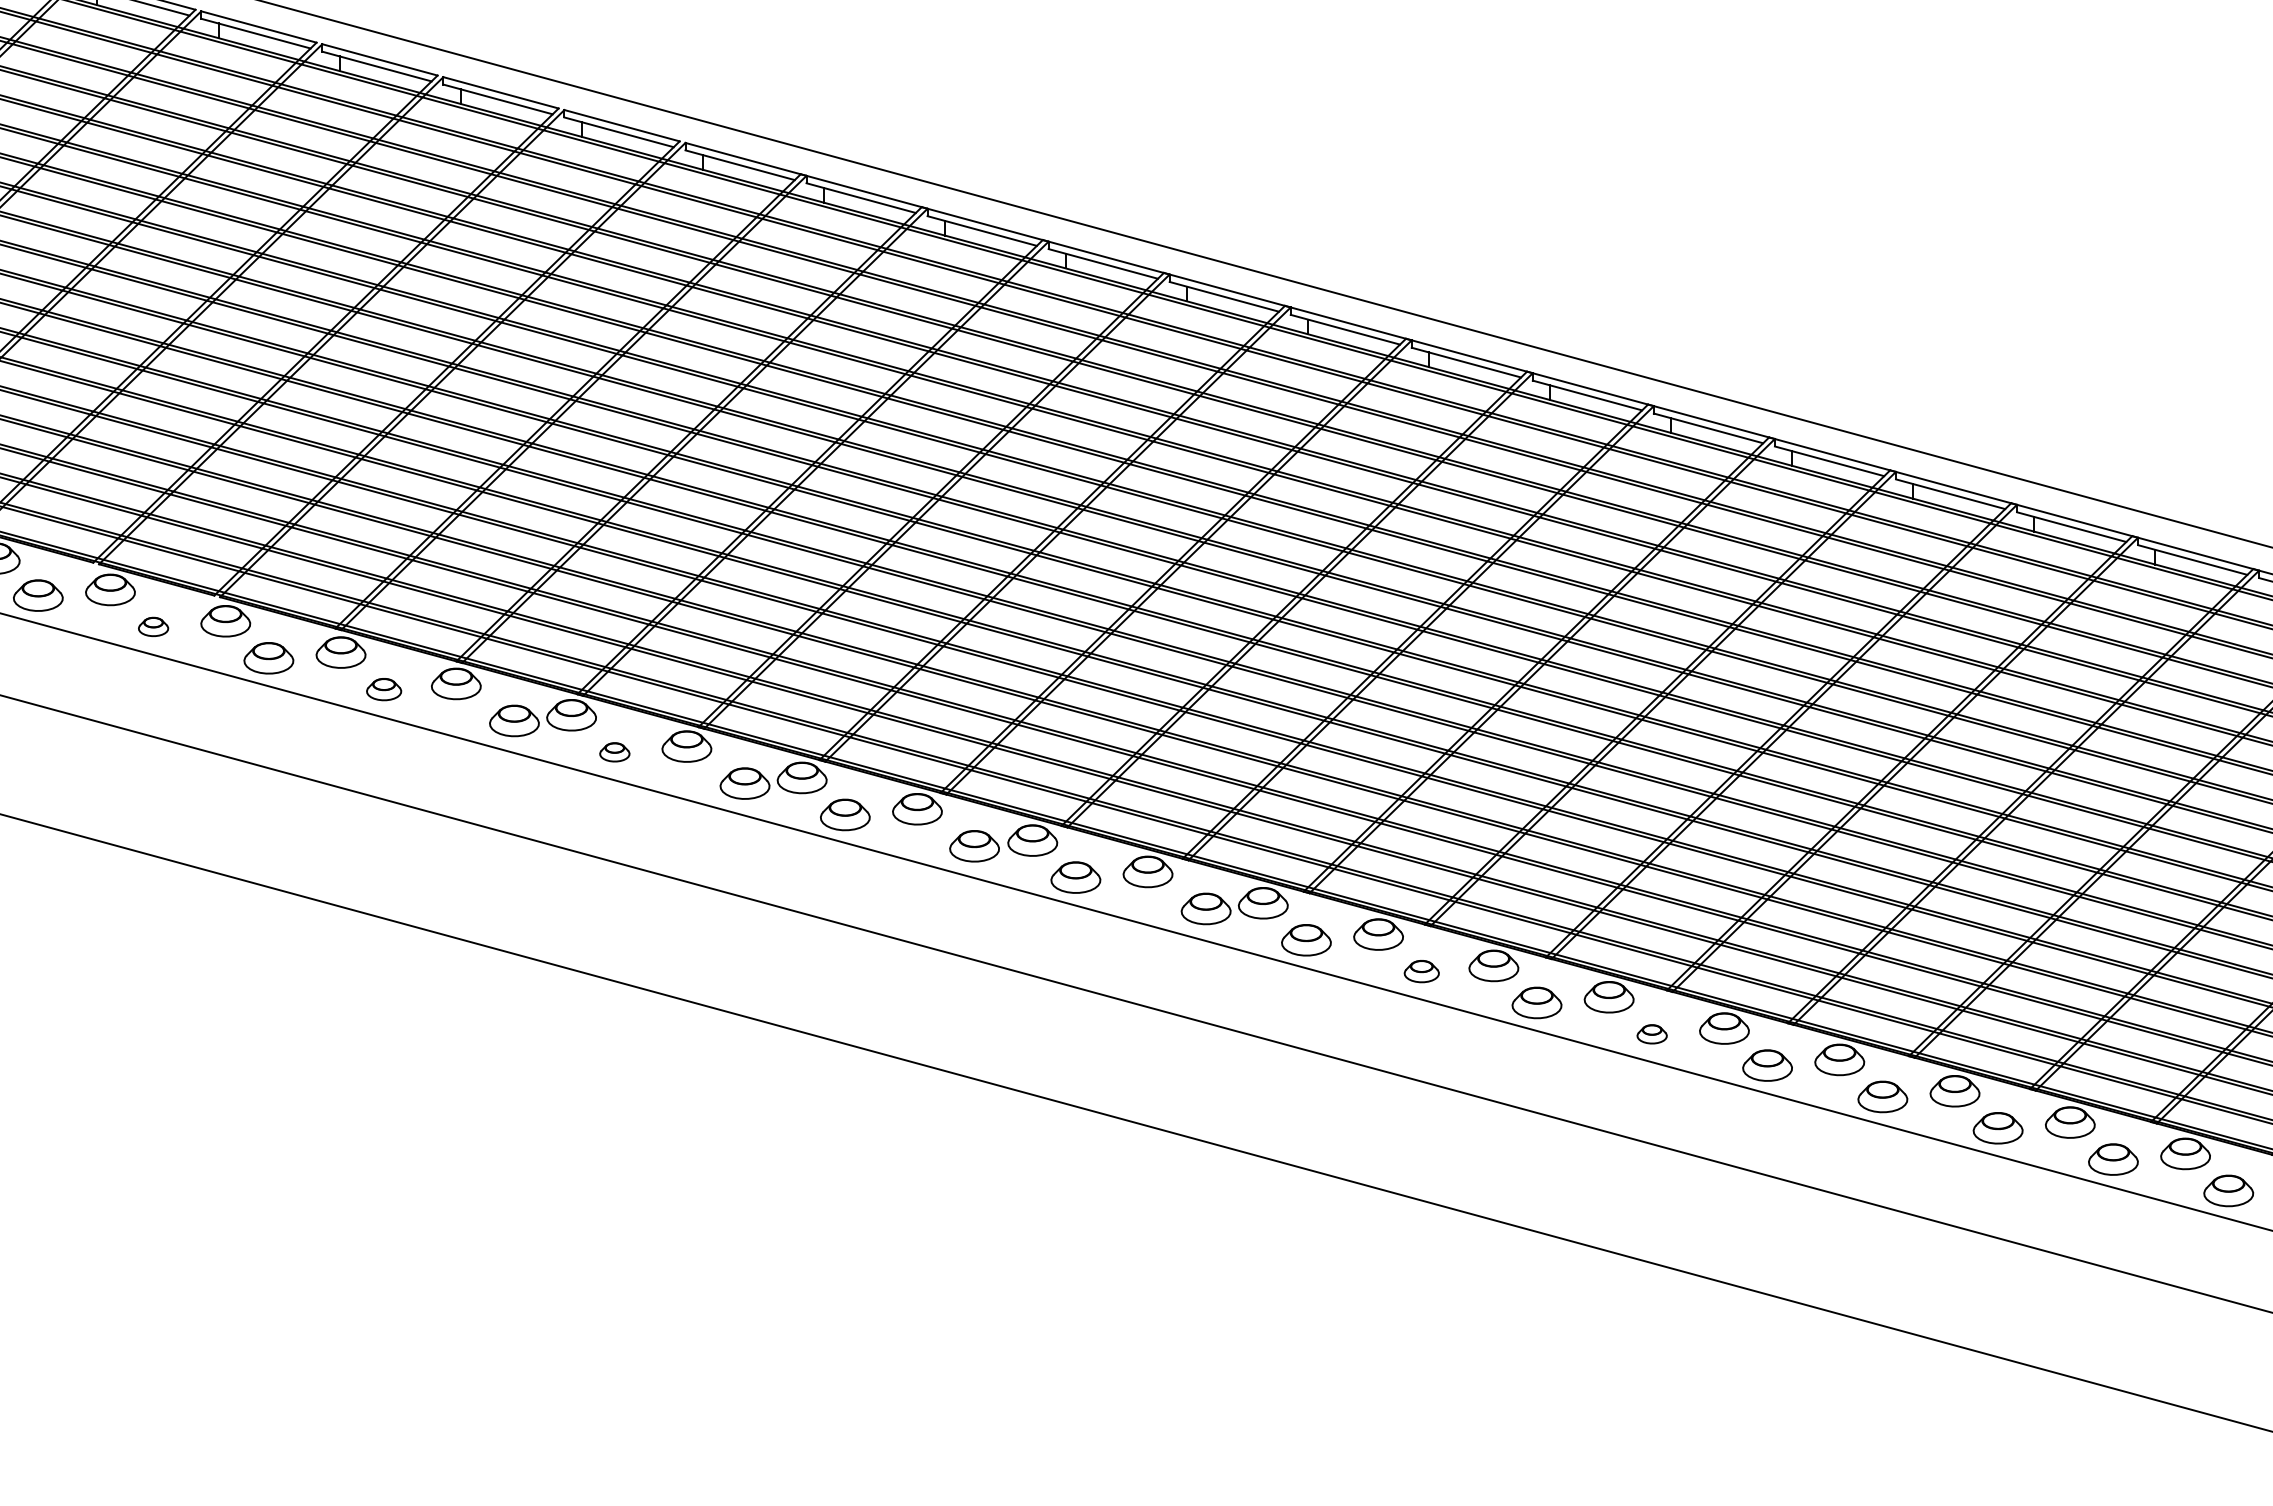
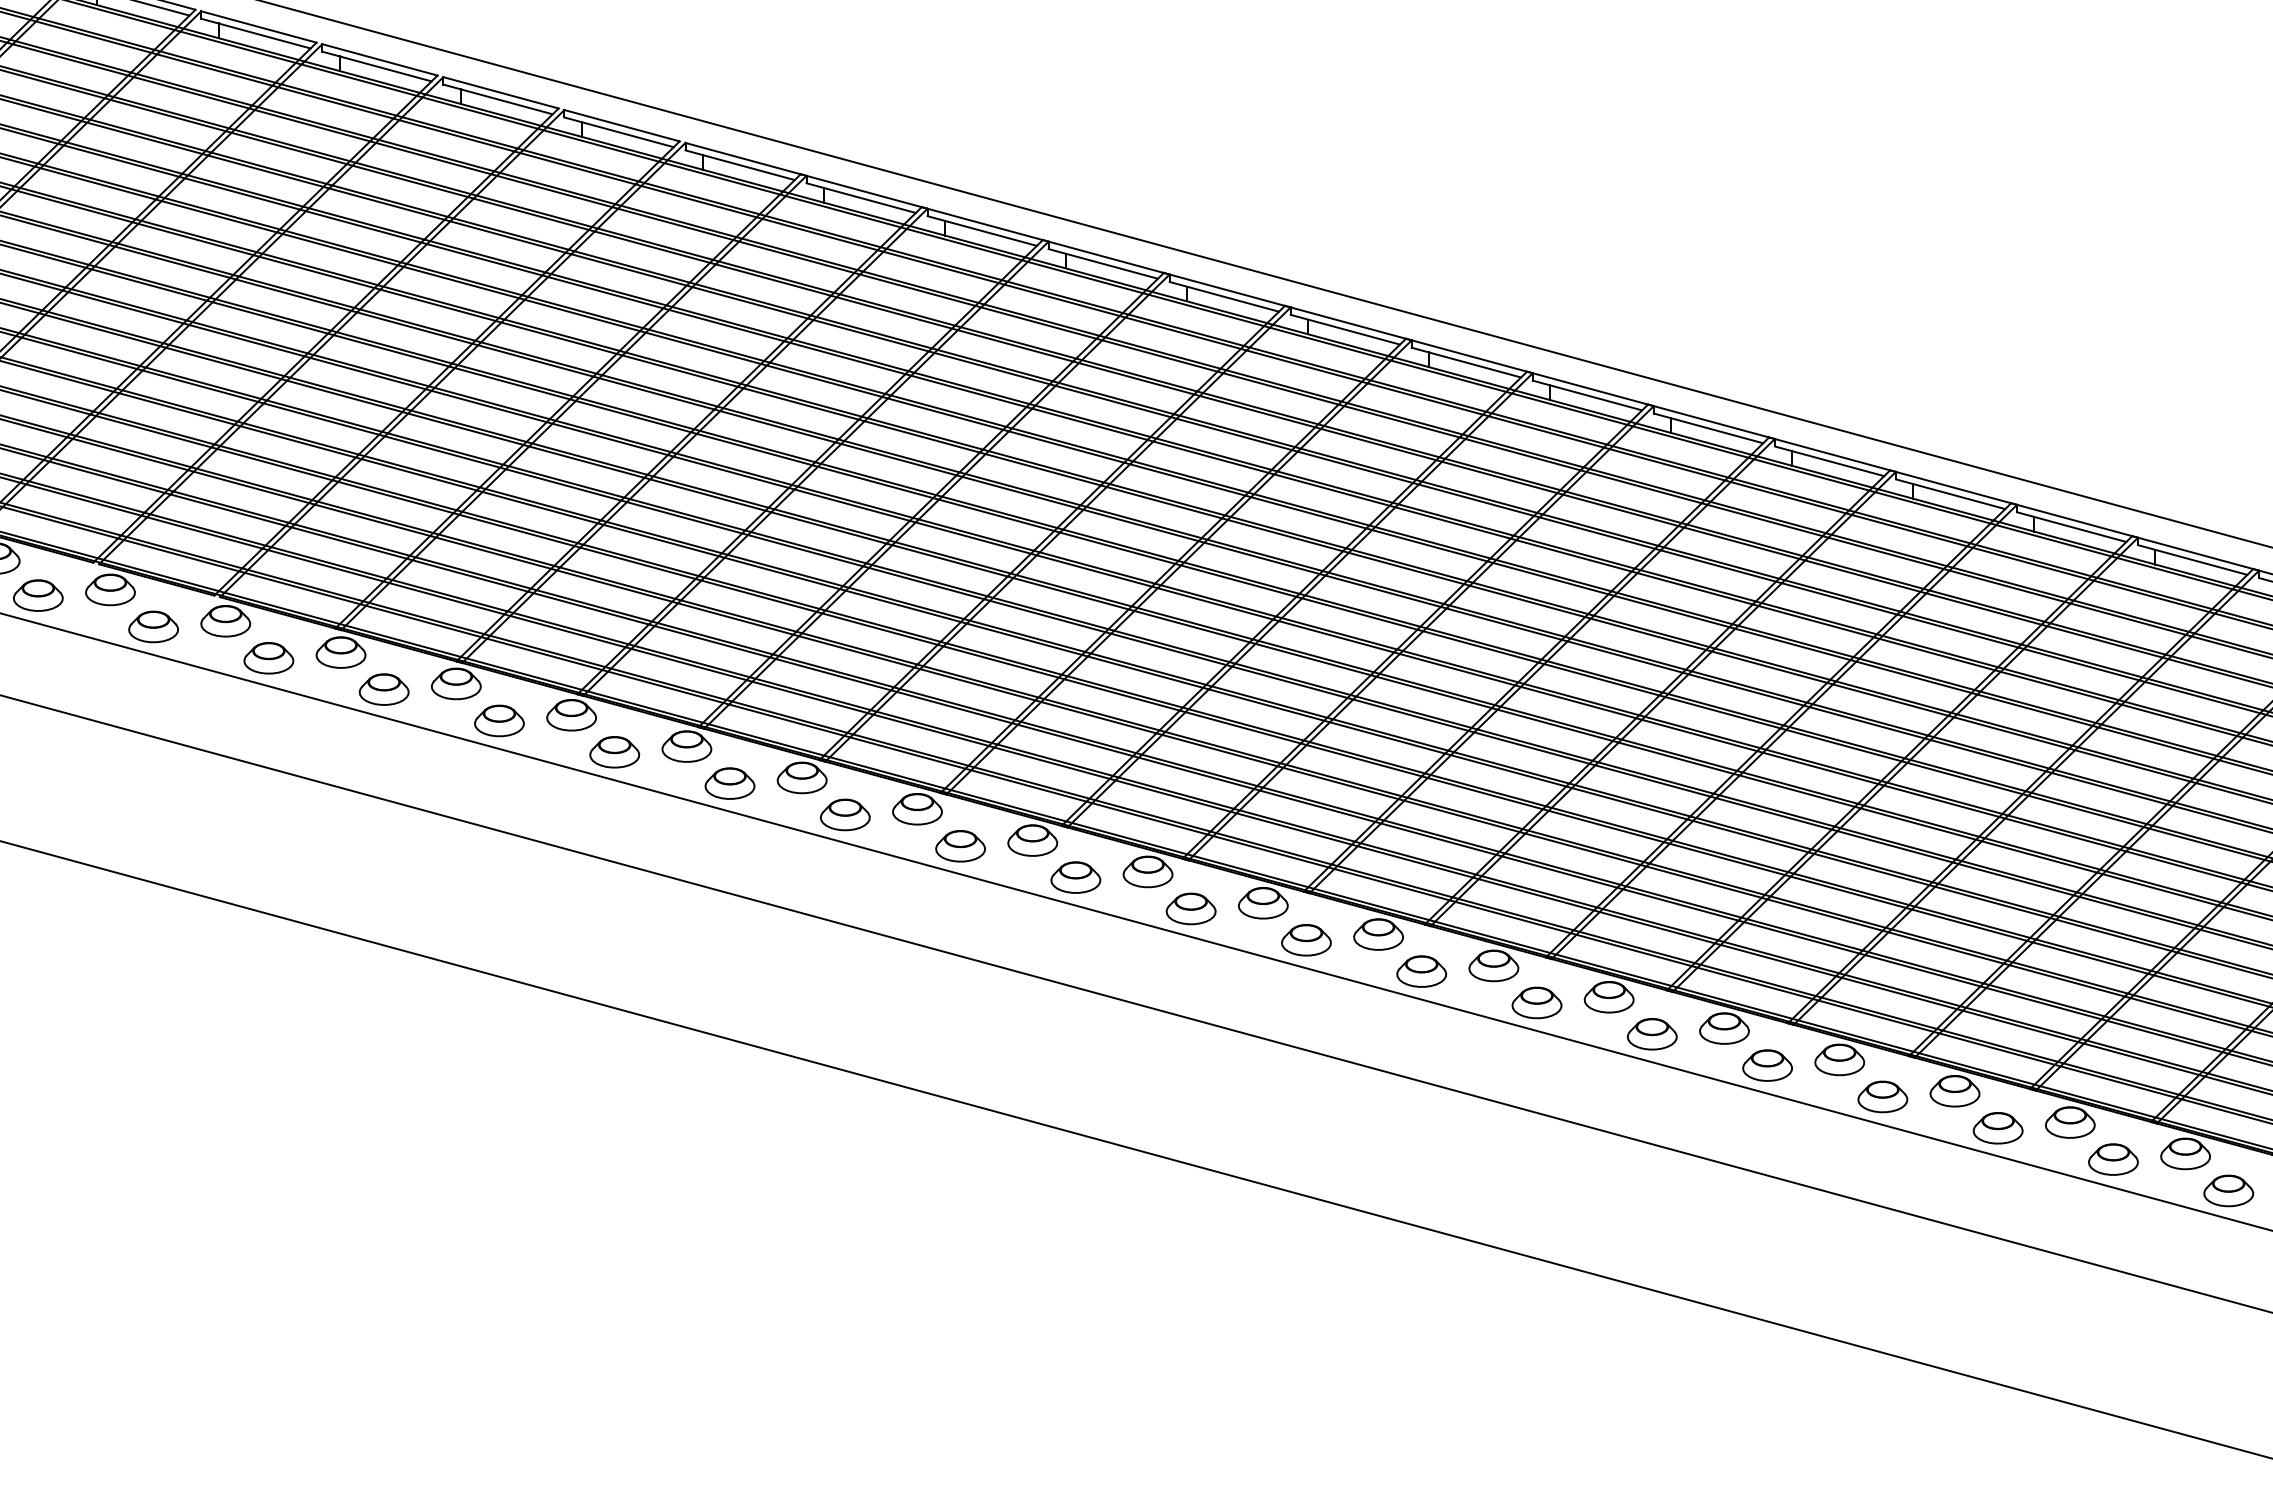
part size: 32x21 px -> 51x34 px (153, 626)
part size: 37x24 px -> 52x33 px (383, 689)
part position: (514, 720) -> (499, 720) (499, 720)
part size: 32x21 px -> 52x33 px (614, 752)
part position: (744, 783) -> (729, 783) (729, 783)
part position: (974, 846) -> (960, 846) (960, 846)
part position: (1205, 908) -> (1190, 908) (1190, 908)
part size: 37x24 px -> 52x33 px (1421, 971)
part size: 32x21 px -> 52x33 px (1651, 1034)
line position: (1135, 1122) -> (1135, 1149) (1135, 1149)
